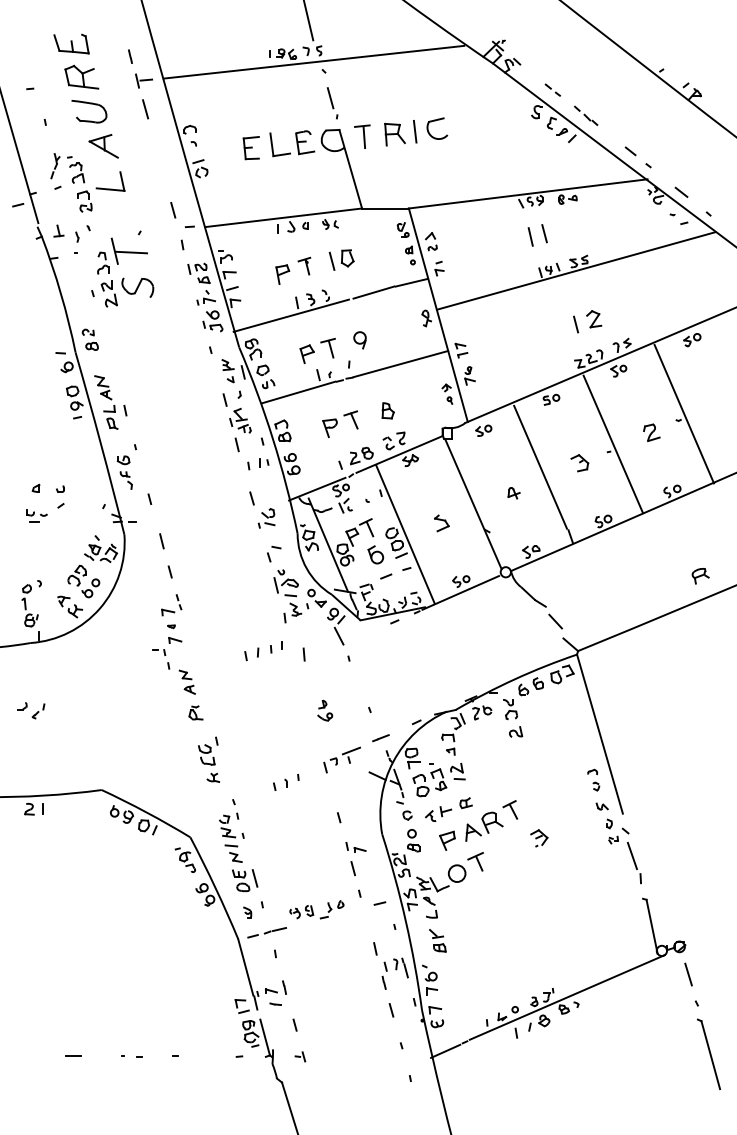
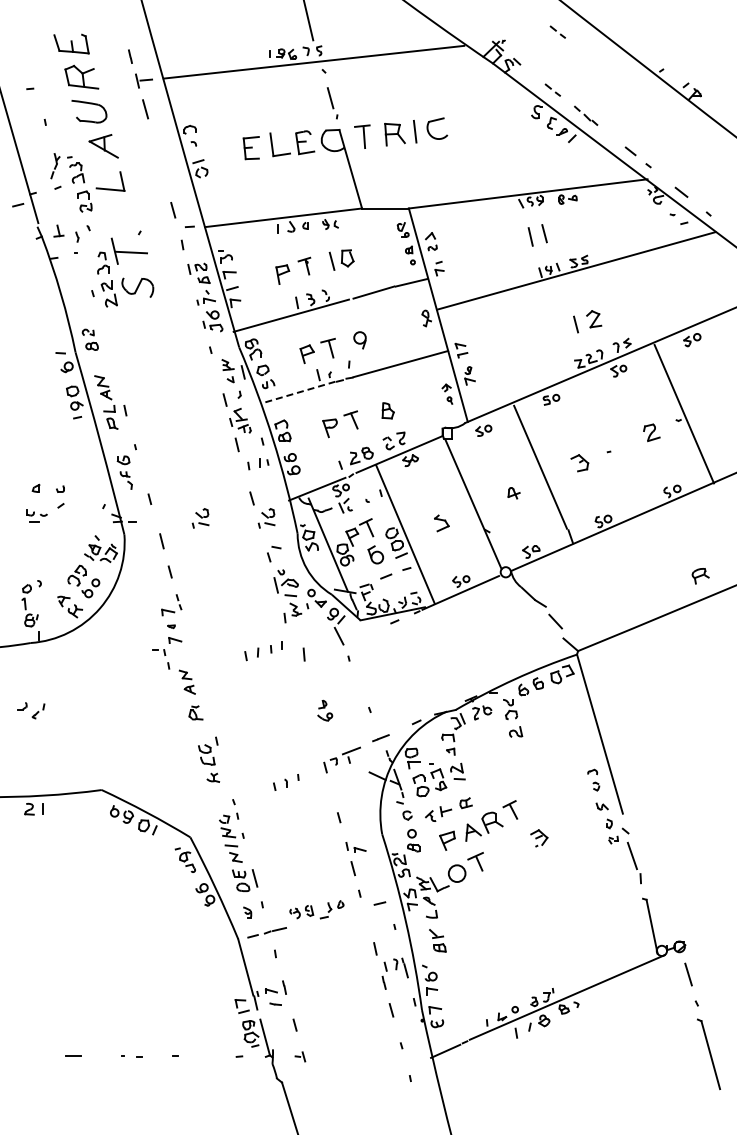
part: none -> present (557, 31)
line: solid -> dashed (298, 392)
line: present -> none (613, 444)
part: none -> present (200, 518)
